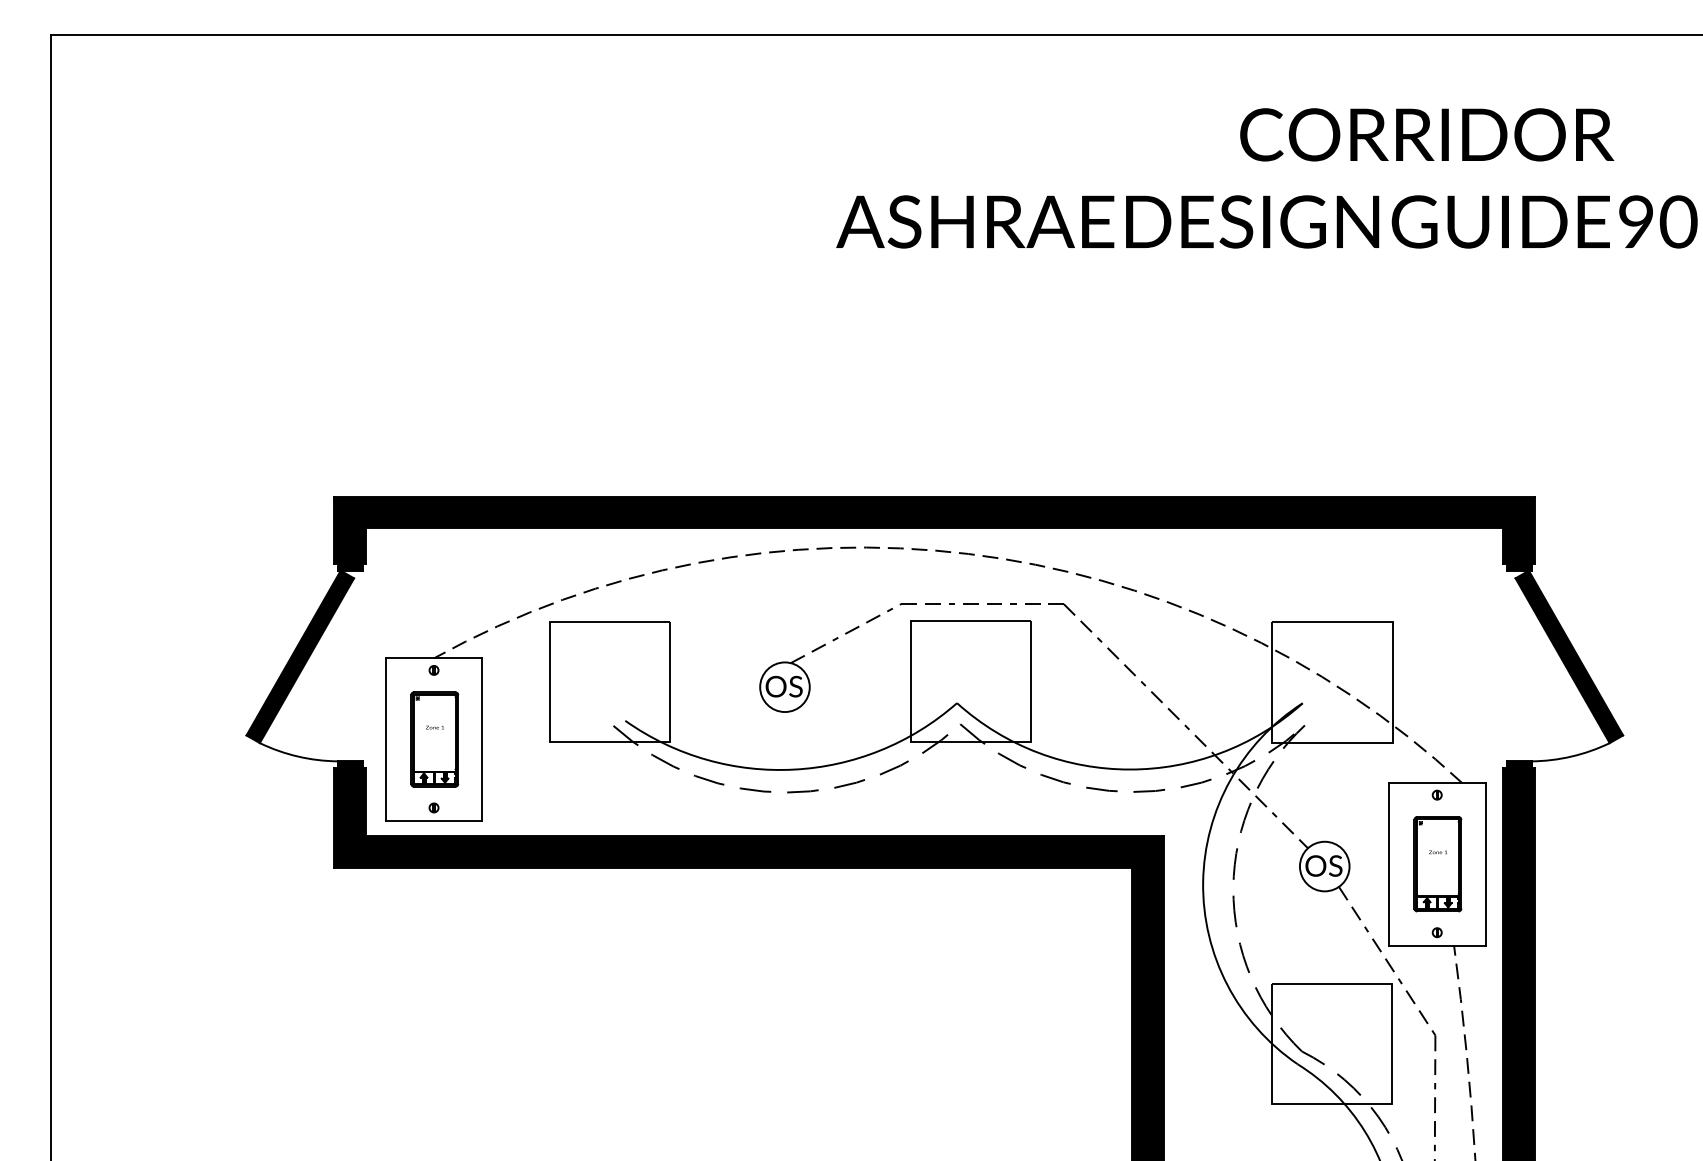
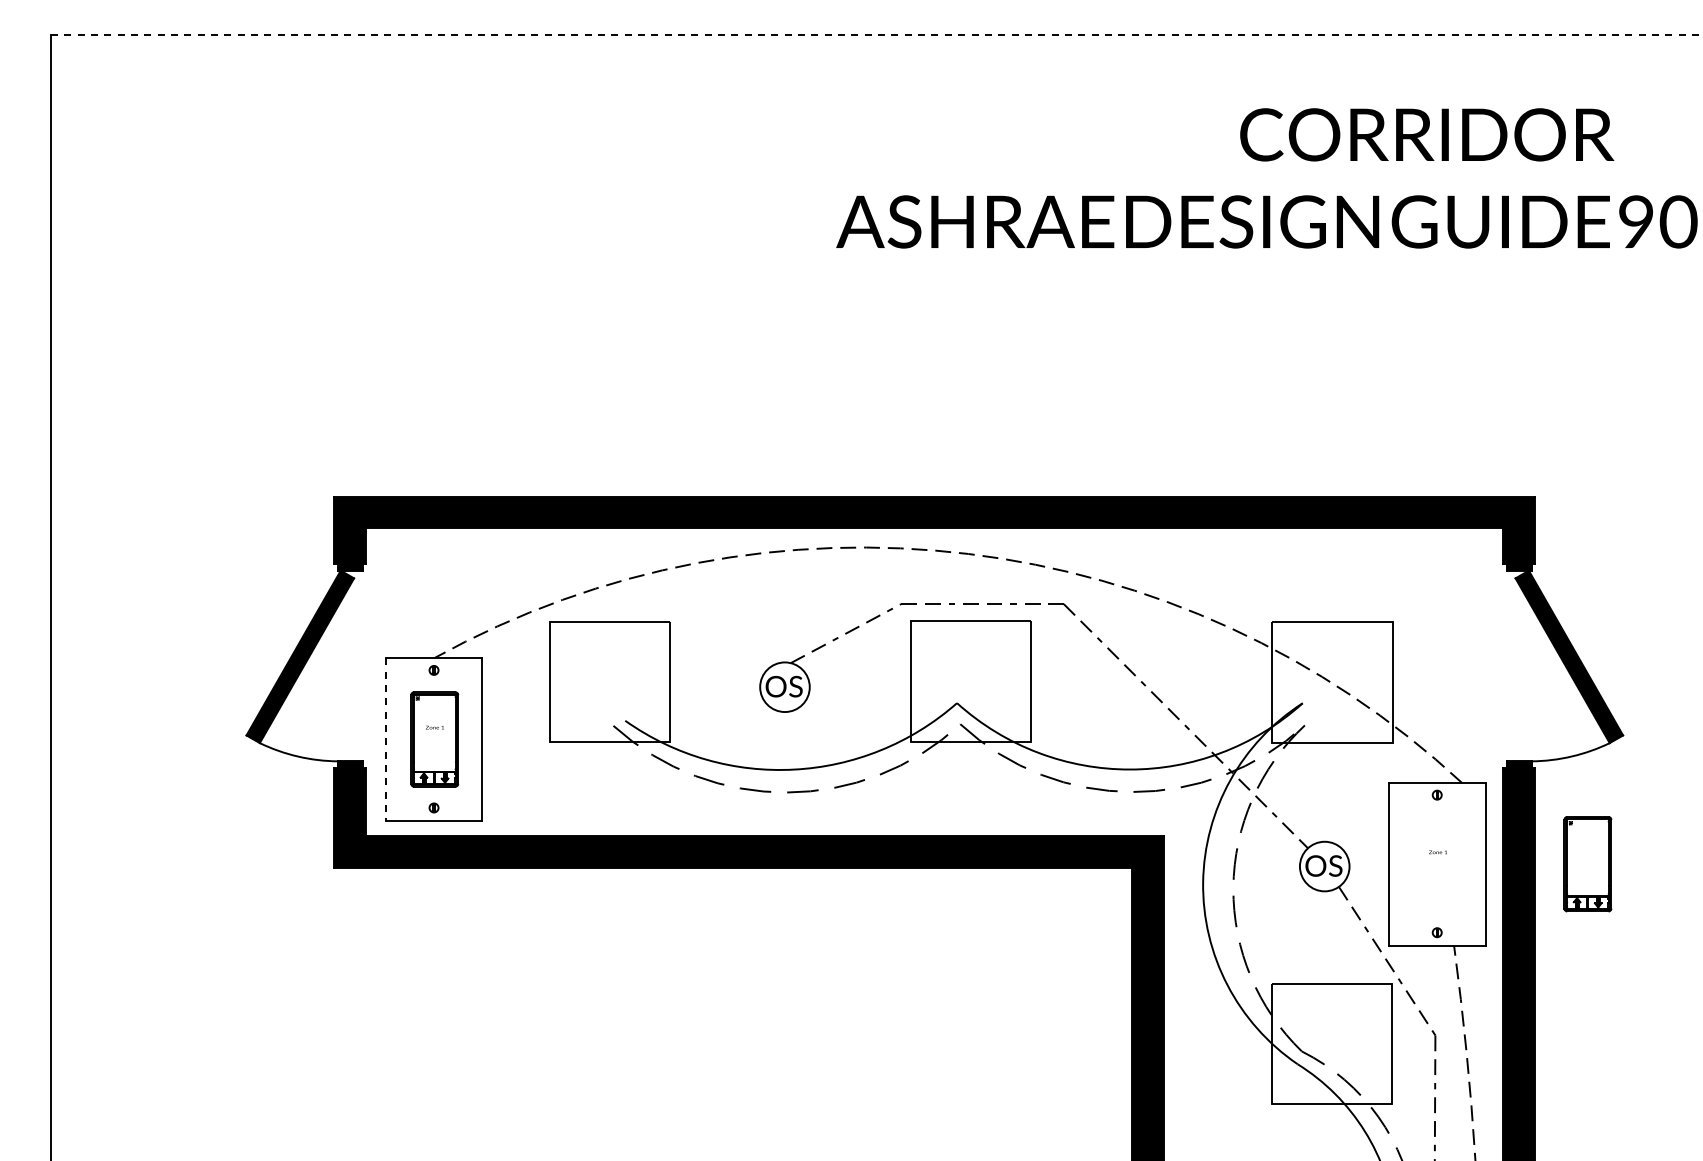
line: solid -> dashed (876, 34)
line: solid -> dashed (385, 740)
part position: (1437, 864) -> (1587, 864) (1587, 864)
